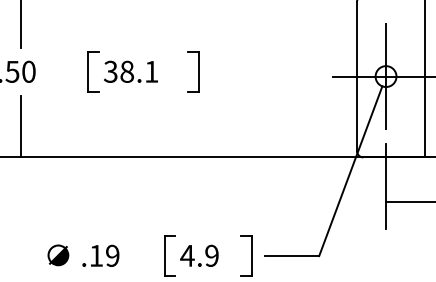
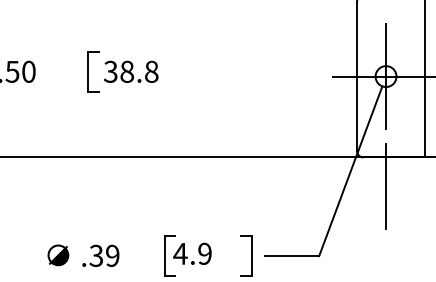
line: present -> none (20, 24)
text: 38.1 -> 38.8 (151, 71)
part: present -> none (193, 71)
line: present -> none (20, 126)
line: present -> none (409, 201)
text: .19 -> .39 (95, 255)
text position: (199, 255) -> (192, 253) (192, 253)
